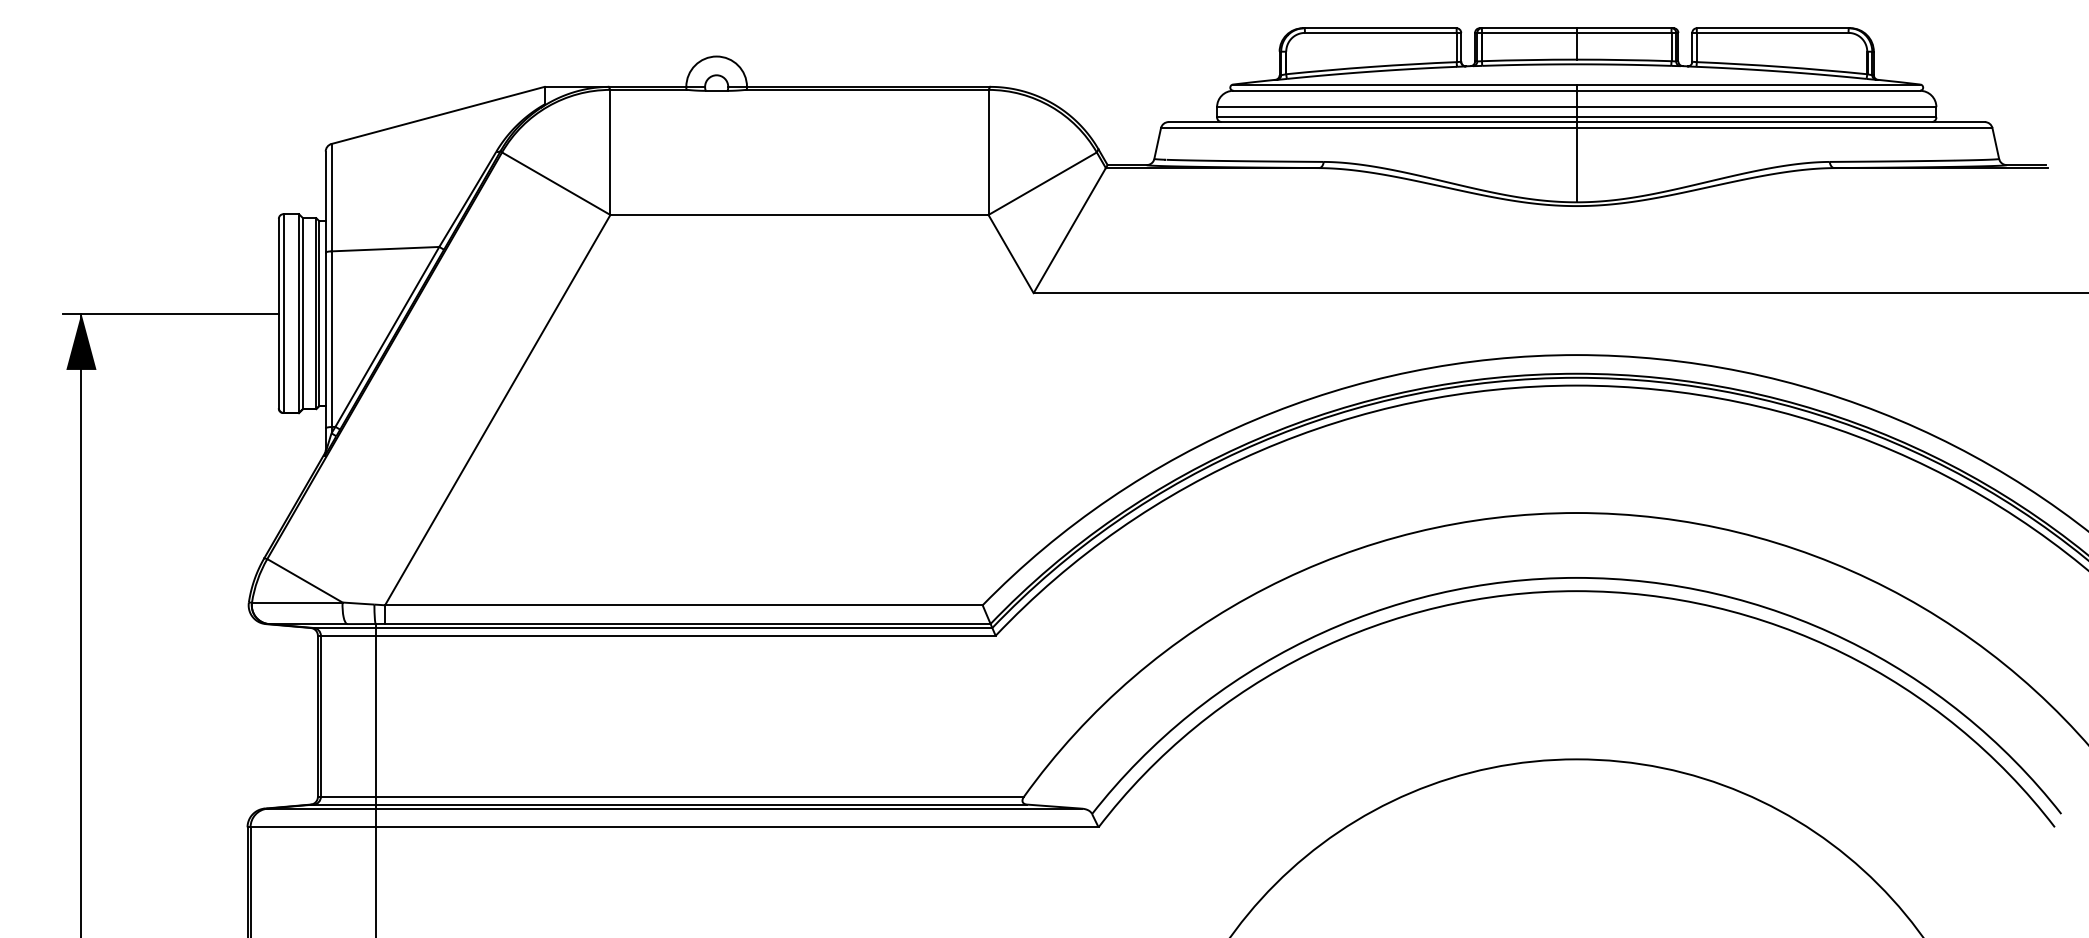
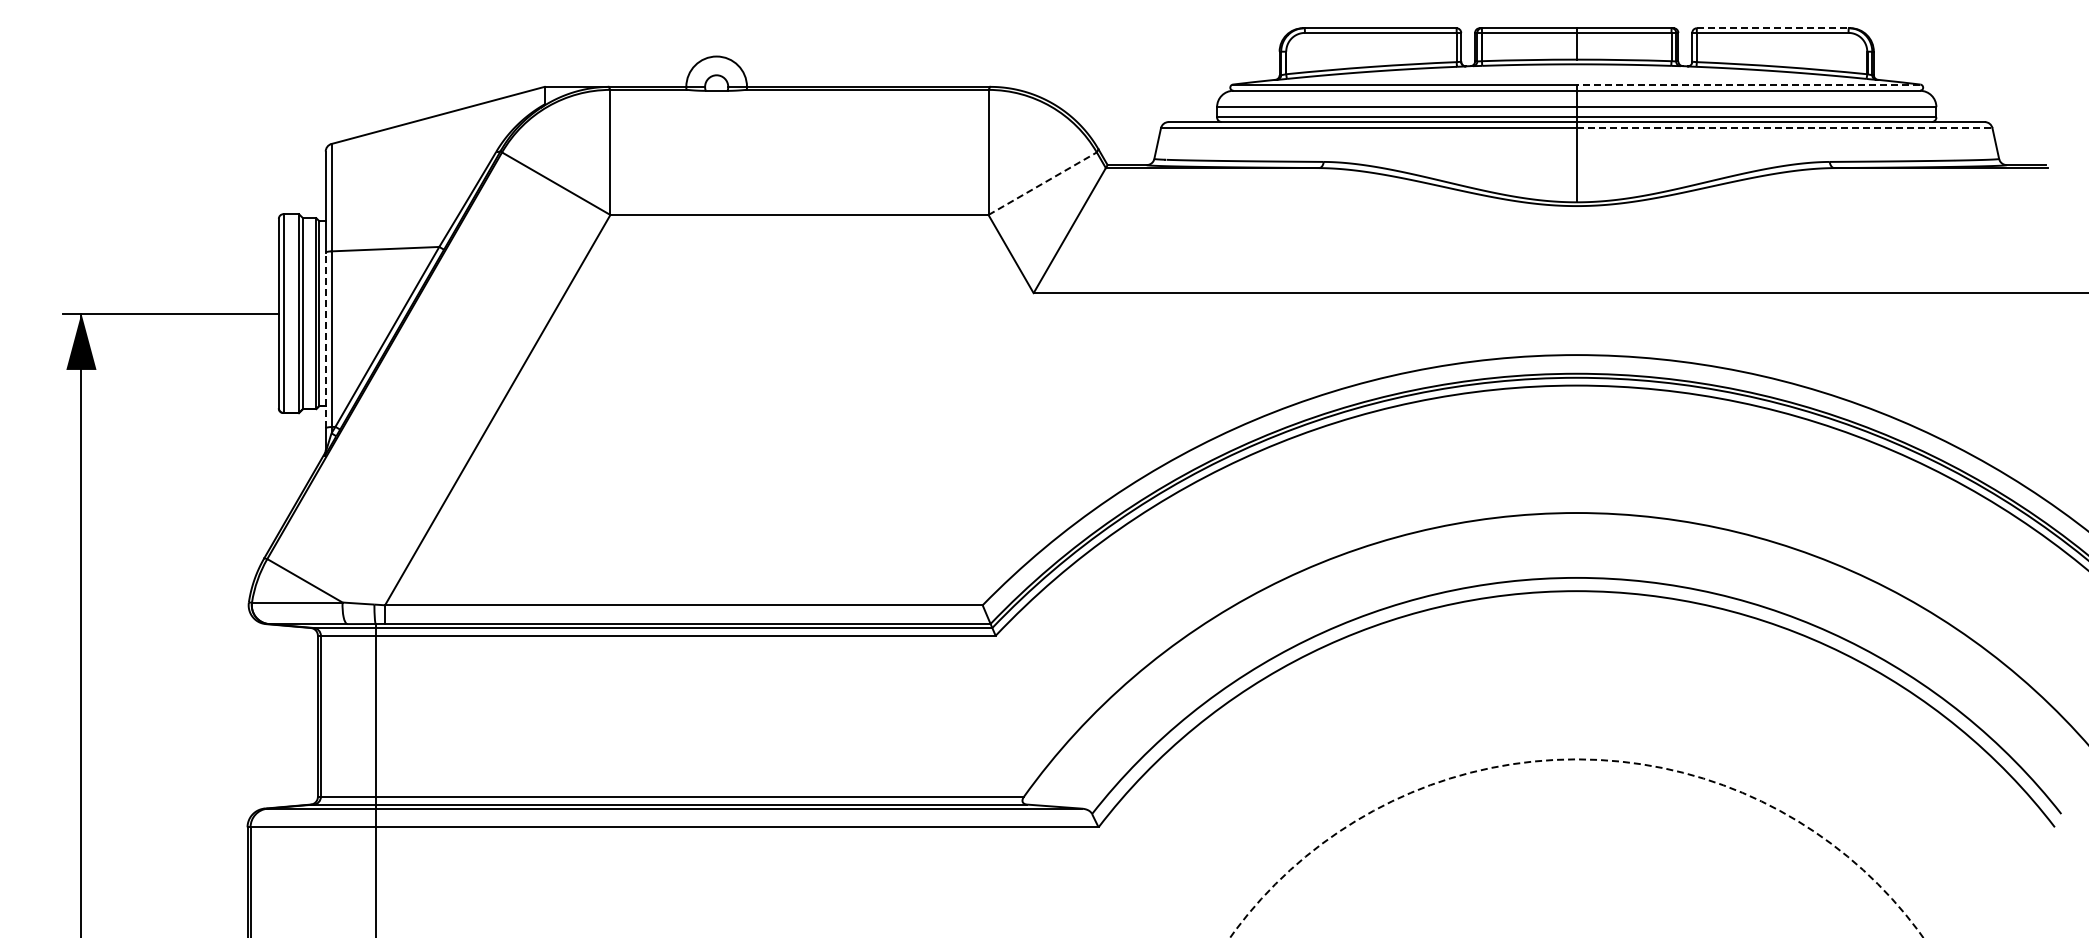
line: solid -> dashed (1772, 28)
line: solid -> dashed (1748, 84)
line: solid -> dashed (1784, 128)
line: solid -> dashed (1042, 183)
line: solid -> dashed (325, 340)
arc: solid -> dashed (1576, 759)
